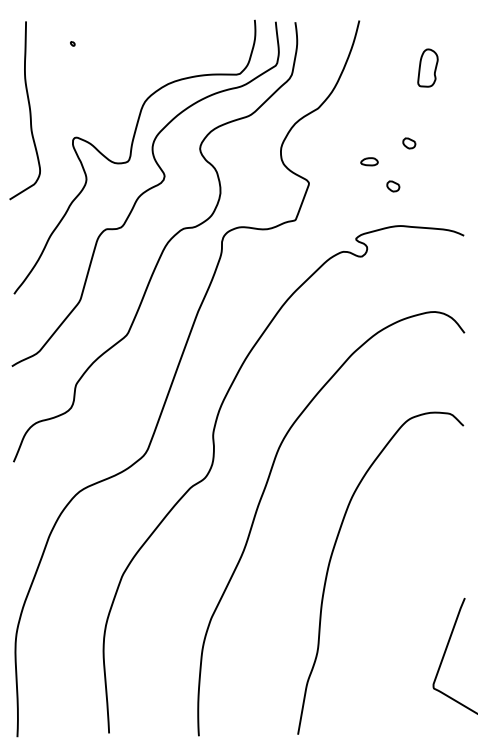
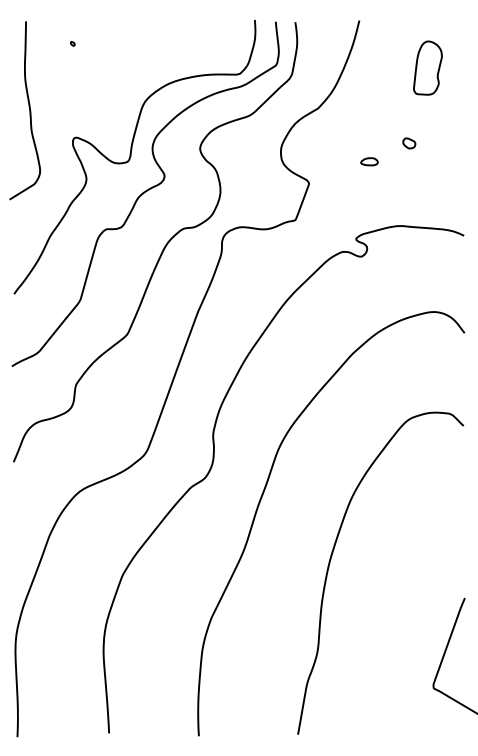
part size: 22x40 px -> 30x56 px (427, 67)
part: present -> none (393, 186)
